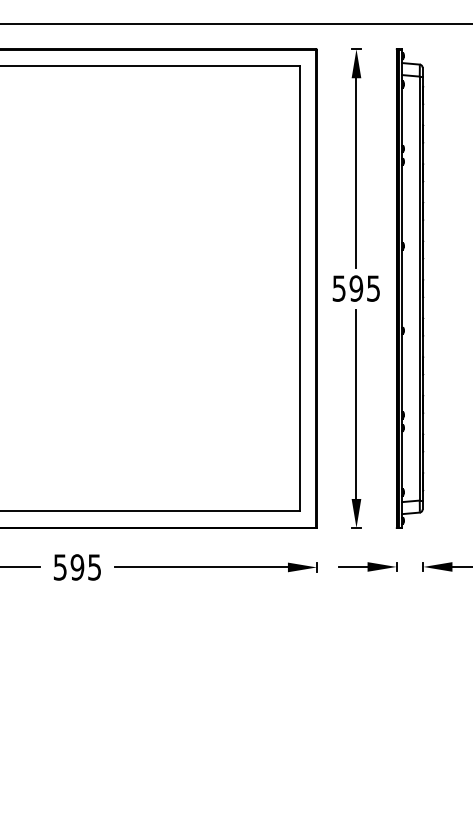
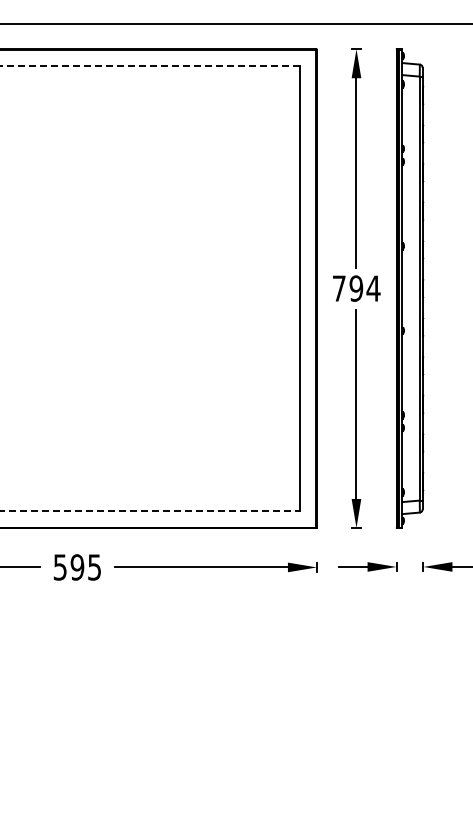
line: solid -> dashed (150, 66)
text: 595 -> 794 (356, 288)
line: solid -> dashed (150, 511)
